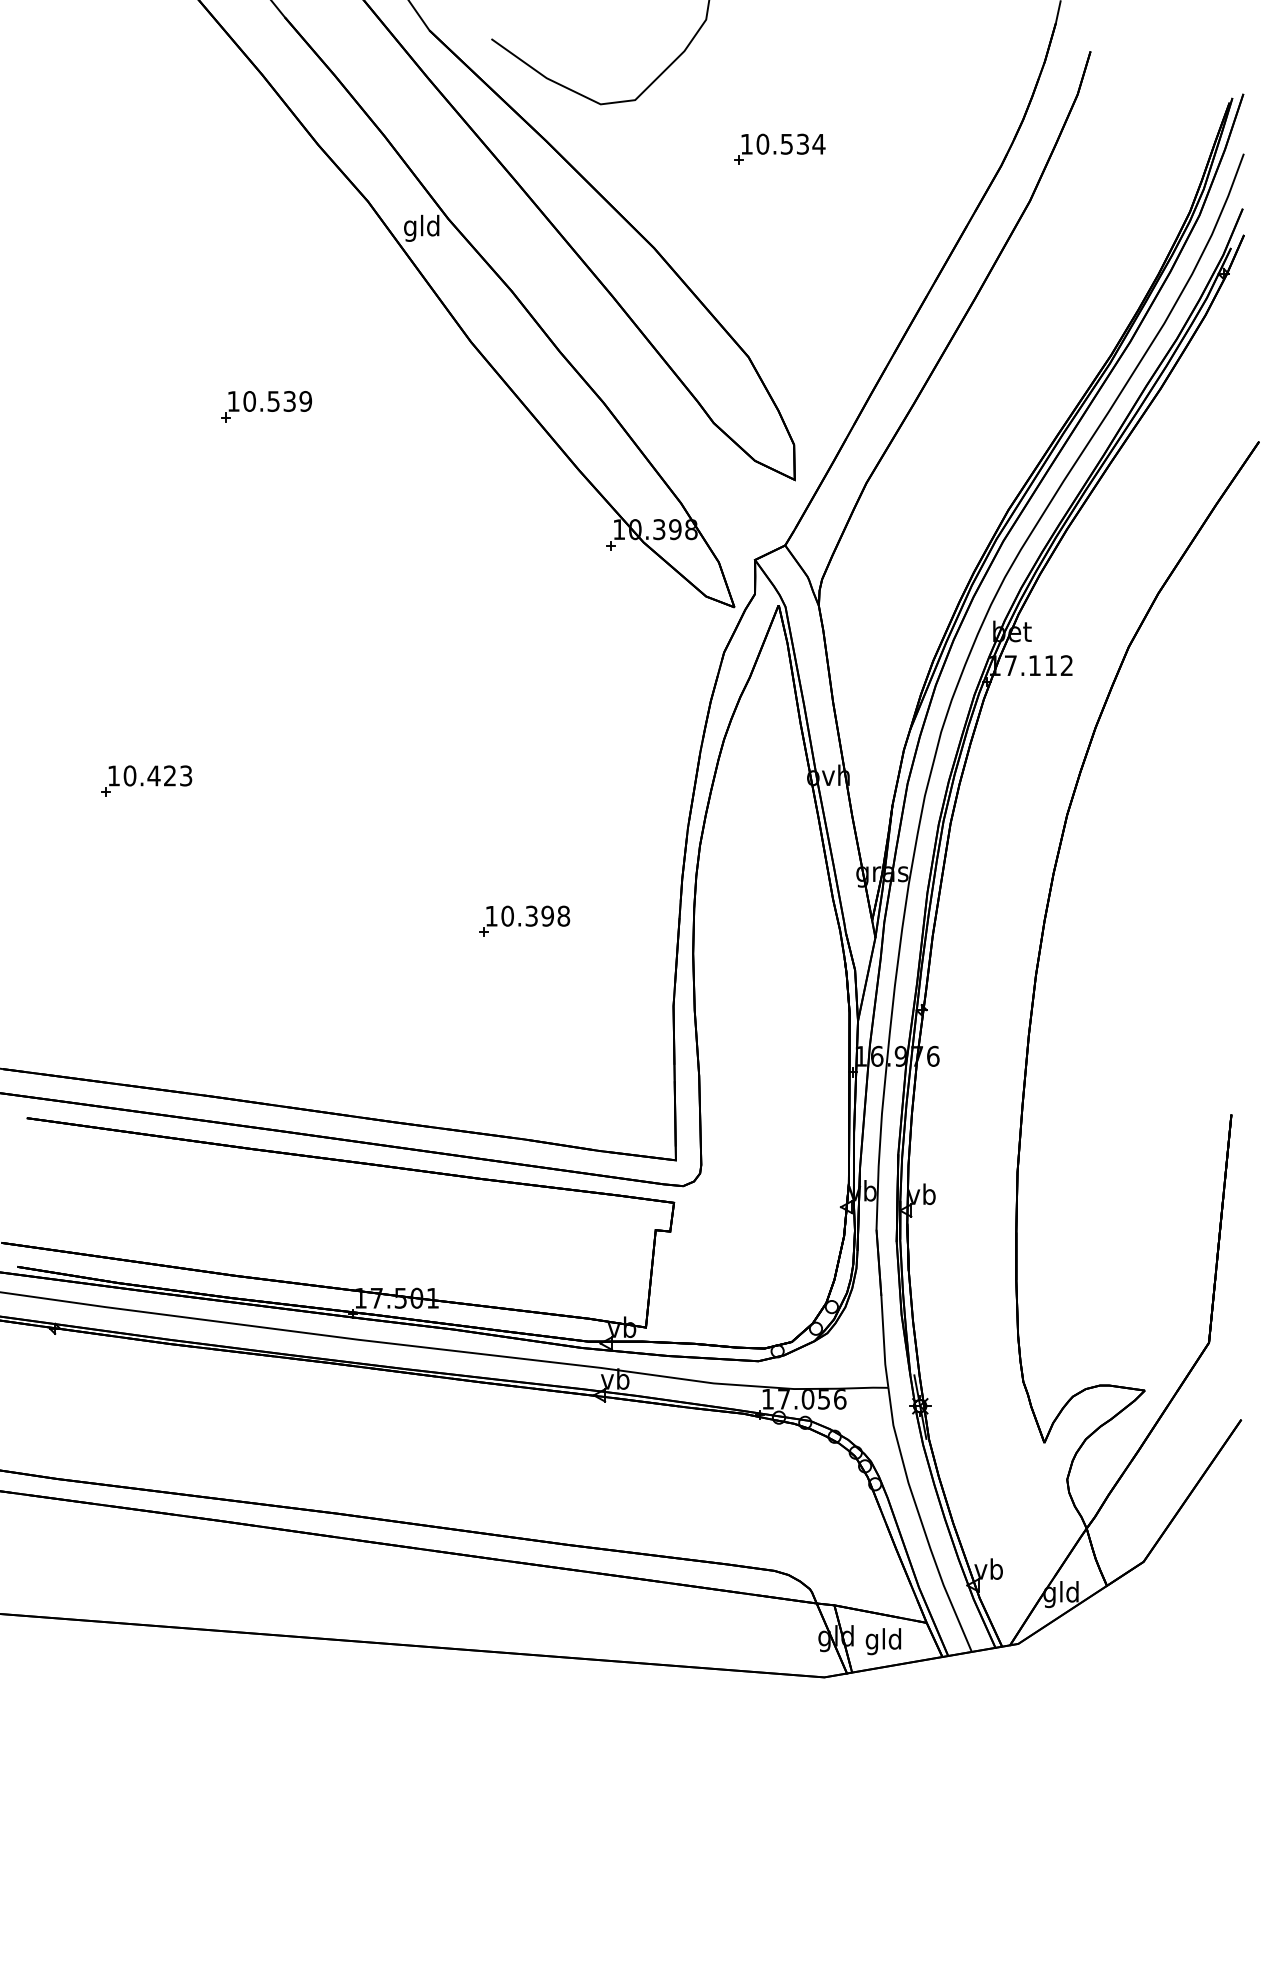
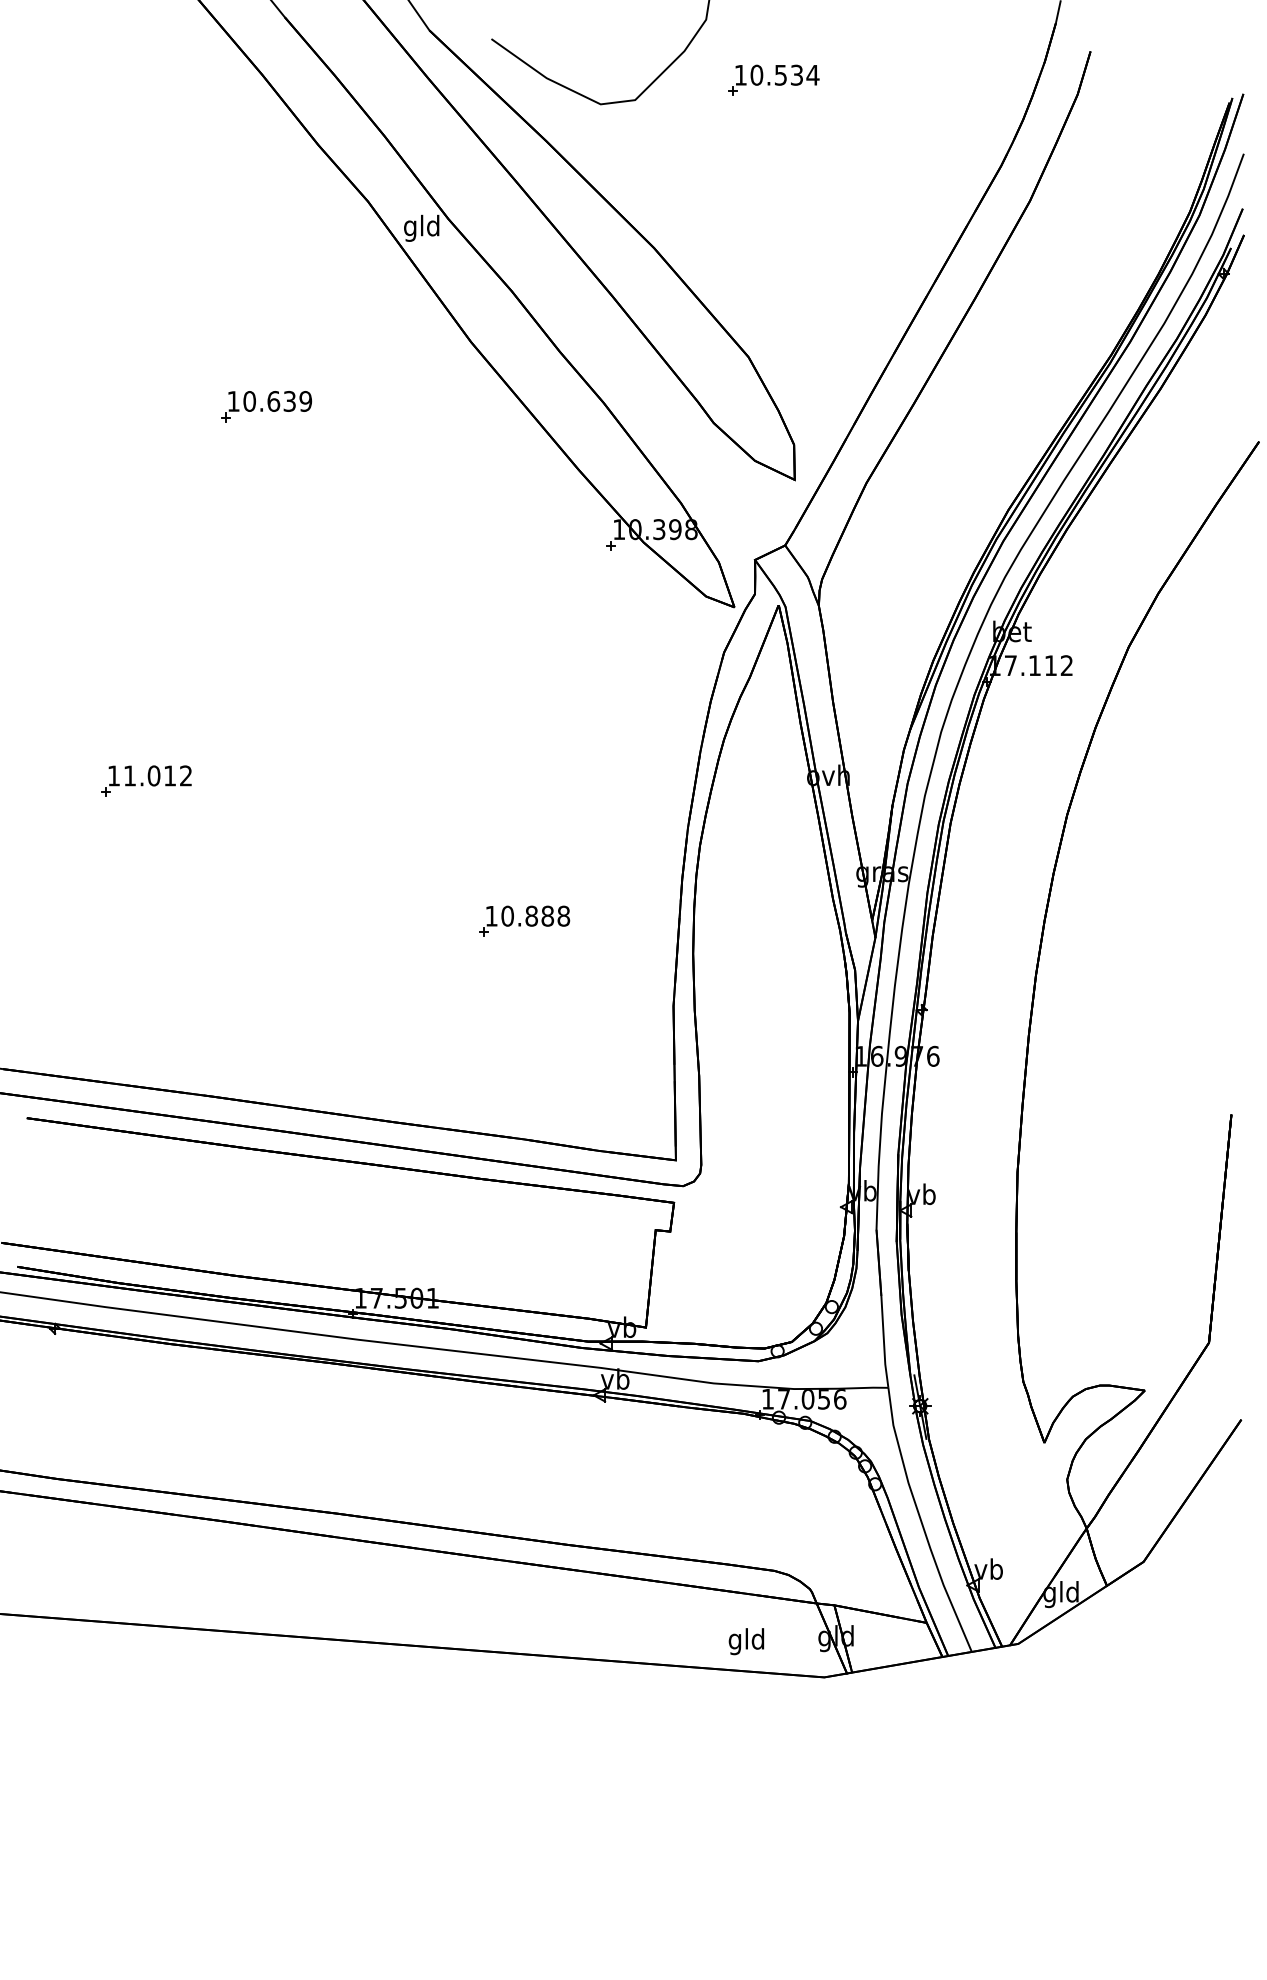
part position: (779, 148) -> (773, 79) (773, 79)
text: 10.539 -> 10.639 (273, 401)
text: 10.423 -> 11.012 (157, 775)
text: 10.398 -> 10.888 (539, 915)
text position: (883, 1641) -> (746, 1641) (746, 1641)
